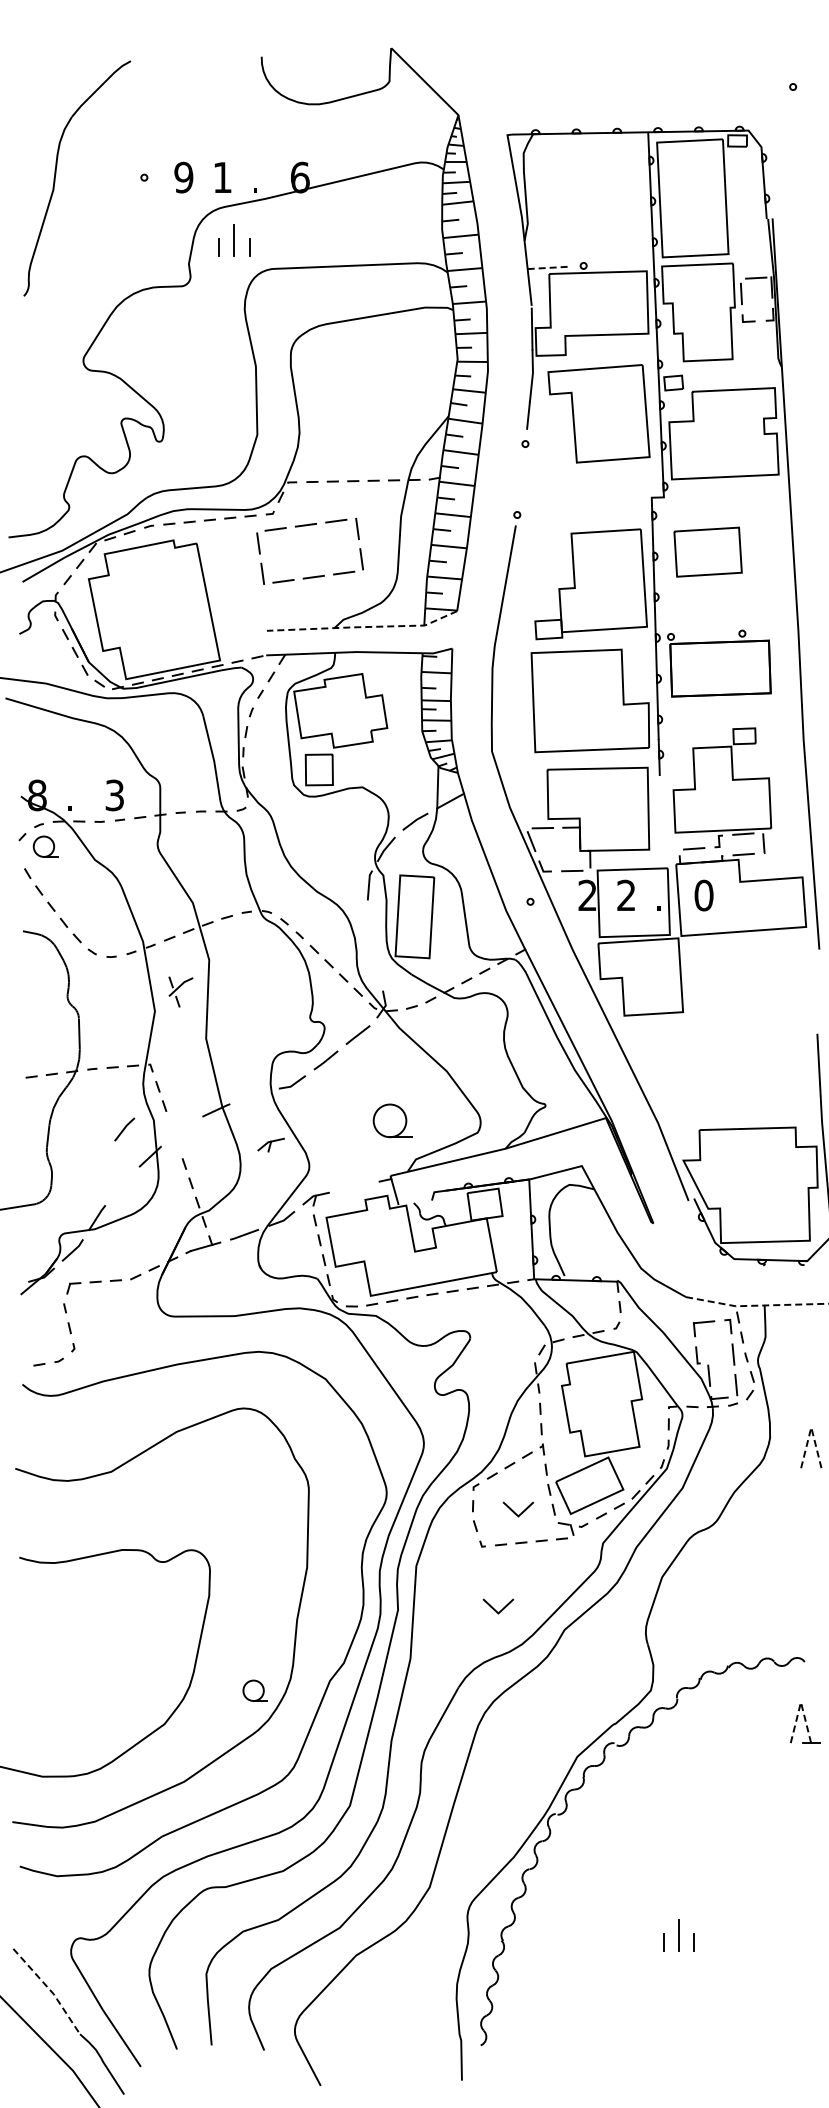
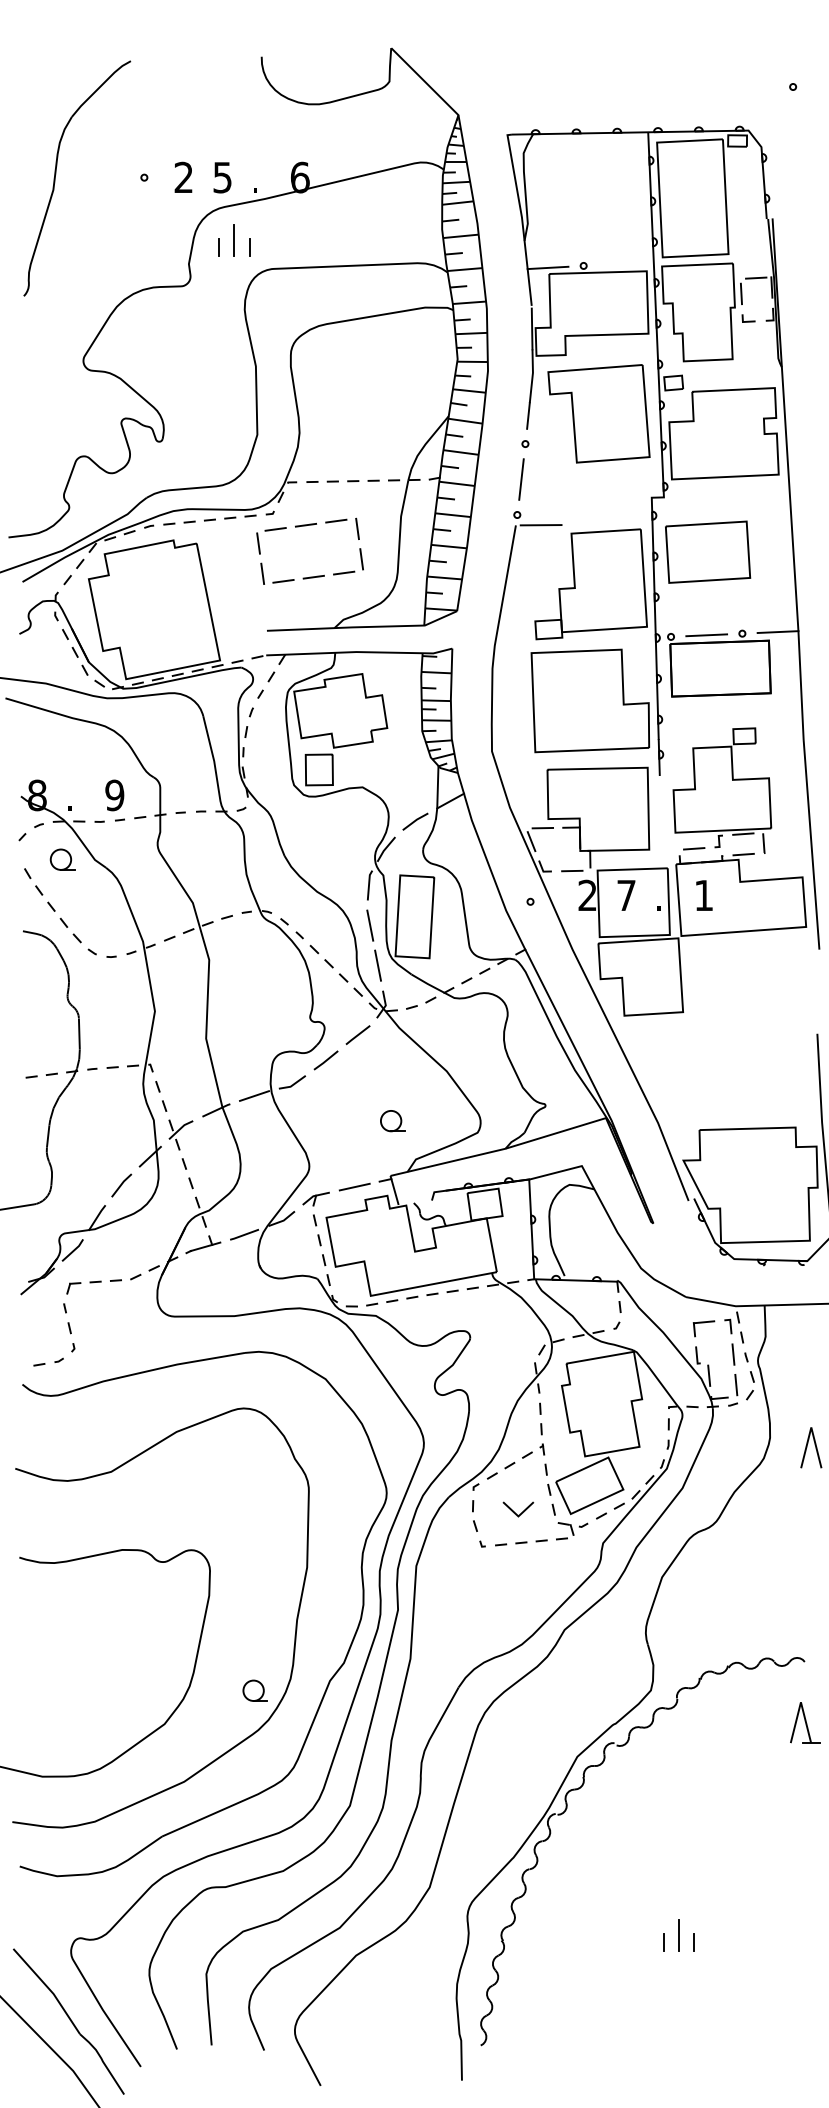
text: 9 -> 2 (183, 177)
text: 1 -> 5 (222, 177)
line: dashed -> solid (548, 267)
line: none -> present (521, 479)
line: none -> present (540, 525)
part size: 70x52 px -> 87x64 px (708, 551)
line: dashed -> solid (363, 627)
line: none -> present (777, 632)
line: none -> present (706, 635)
text: 3 -> 9 (114, 795)
part position: (45, 846) -> (62, 859) (62, 859)
text: 2 -> 7 (626, 894)
text: 0 -> 1 (703, 895)
line: none -> present (370, 925)
line: none -> present (378, 965)
part position: (180, 991) -> (180, 1134) (180, 1134)
line: none -> present (254, 1095)
part size: 41x36 px -> 26x23 px (392, 1121)
line position: (124, 1129) -> (121, 1185) (121, 1185)
part: present -> none (270, 1144)
line: none -> present (354, 1186)
line: dashed -> solid (756, 1305)
line: dashed -> solid (811, 1427)
line: present -> none (495, 1609)
line: dashed -> solid (800, 1702)
line: dashed -> solid (50, 1990)
